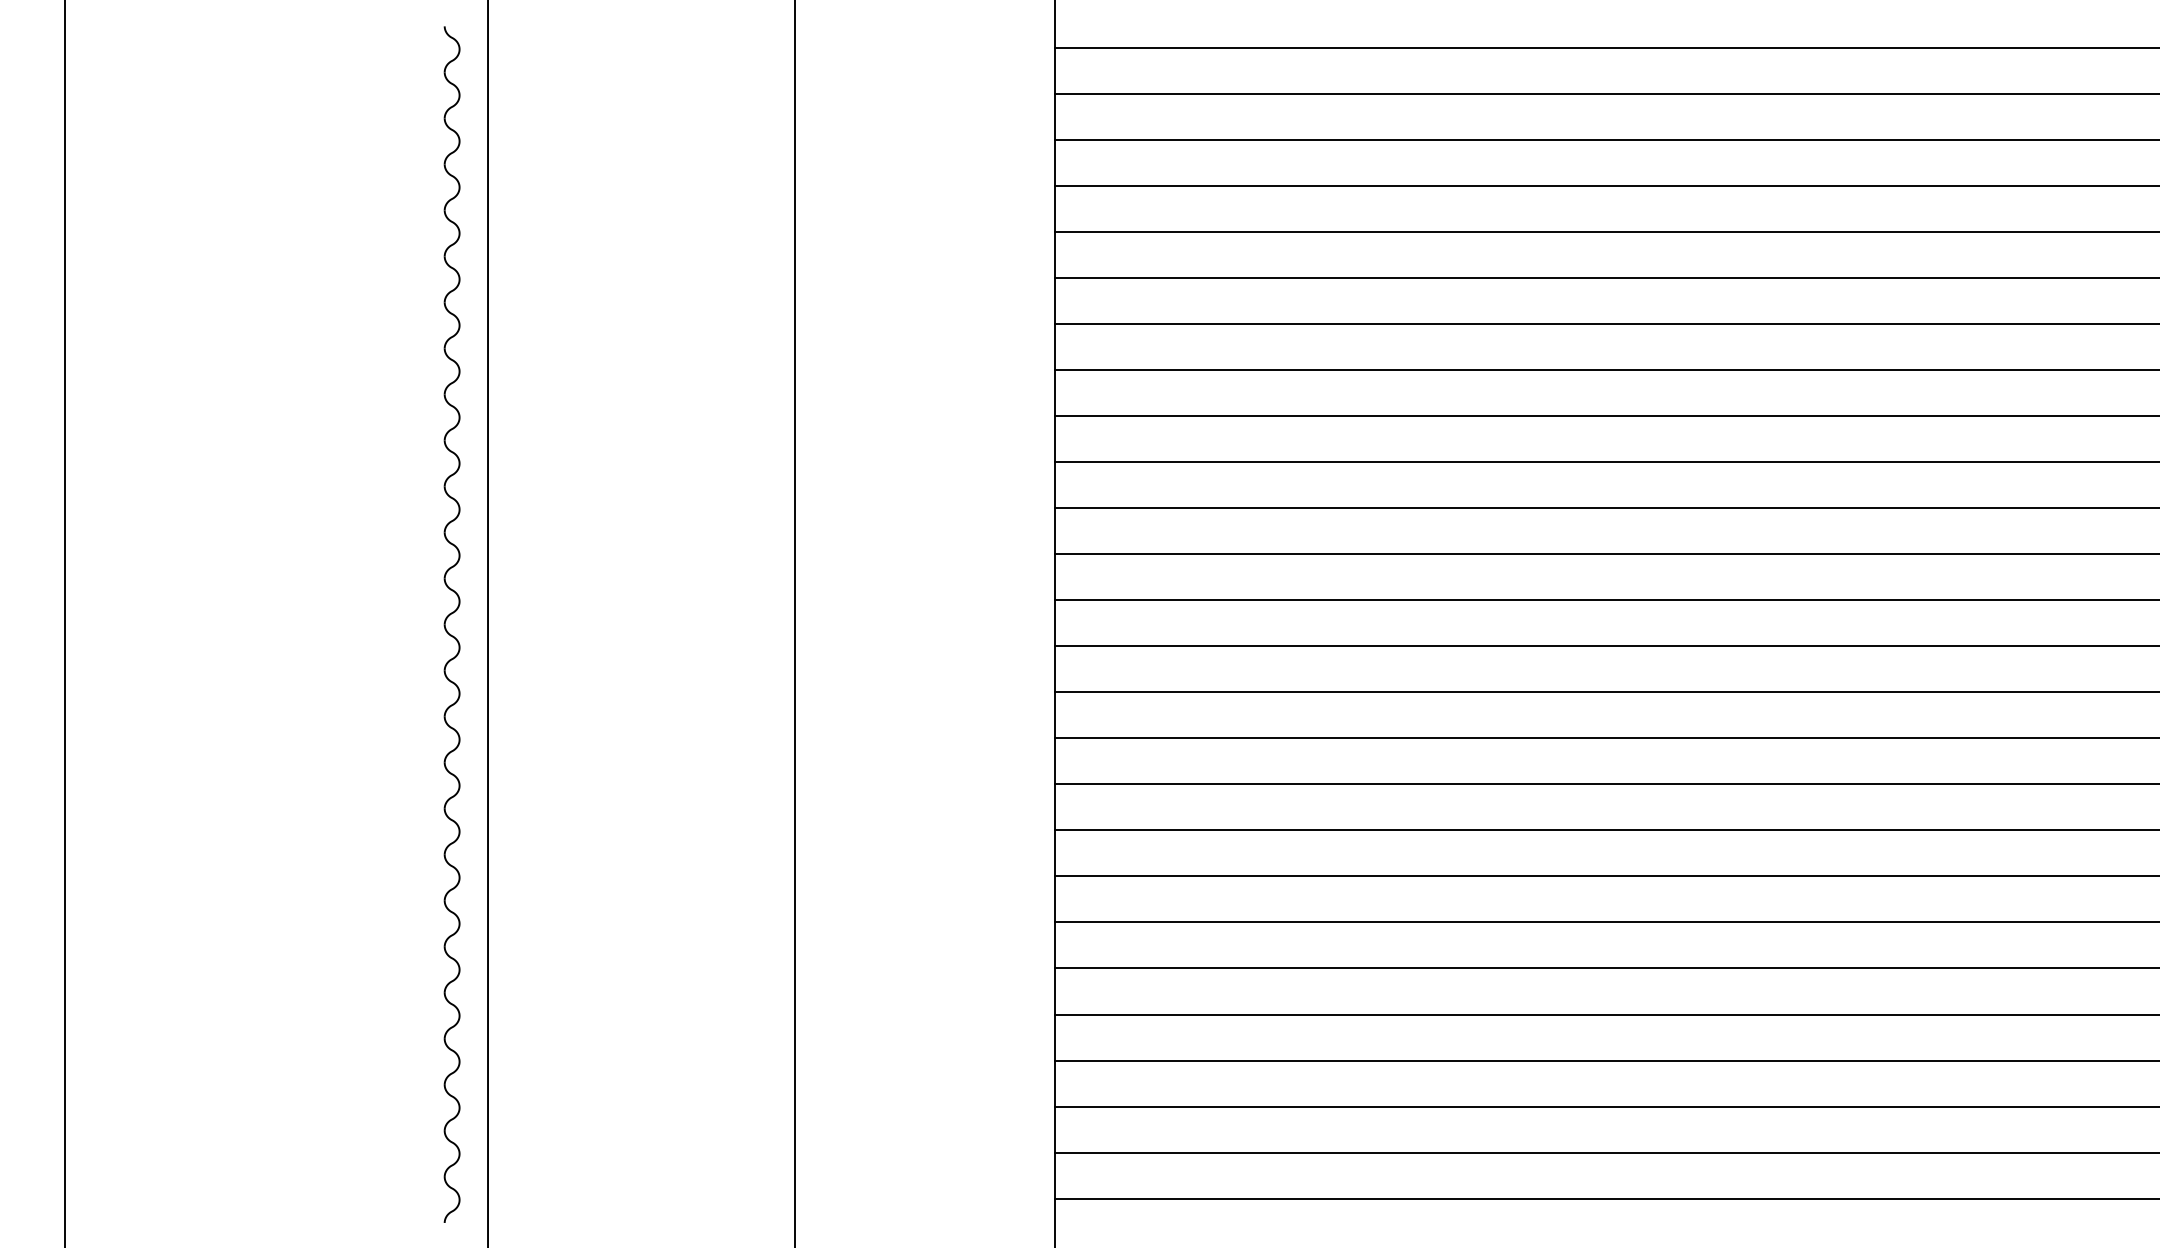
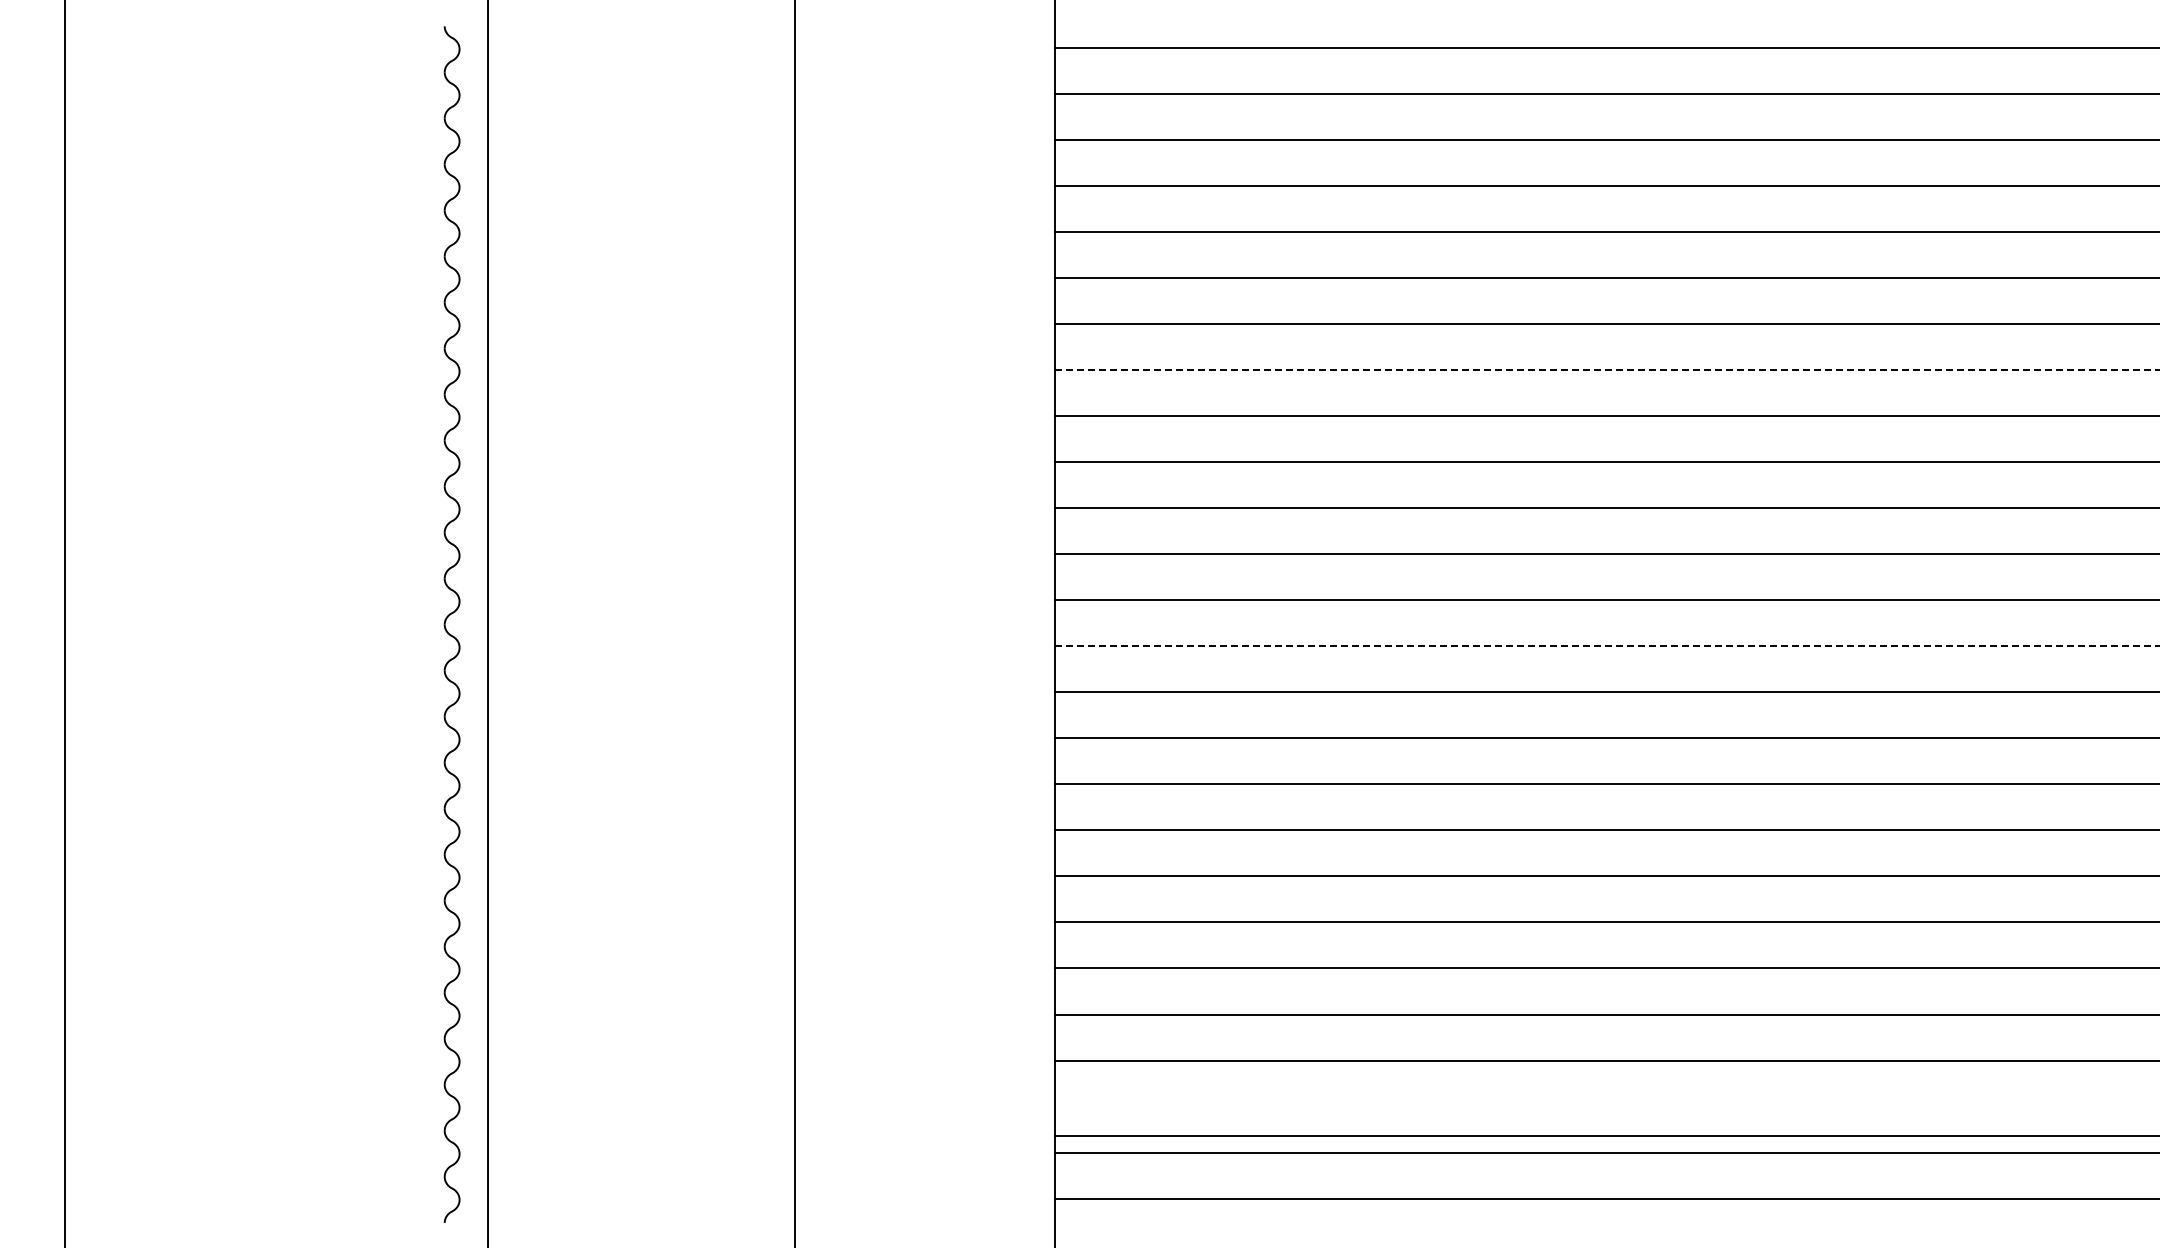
line: solid -> dashed (1607, 370)
line: solid -> dashed (1607, 646)
line position: (1605, 1106) -> (1605, 1135) (1605, 1135)
